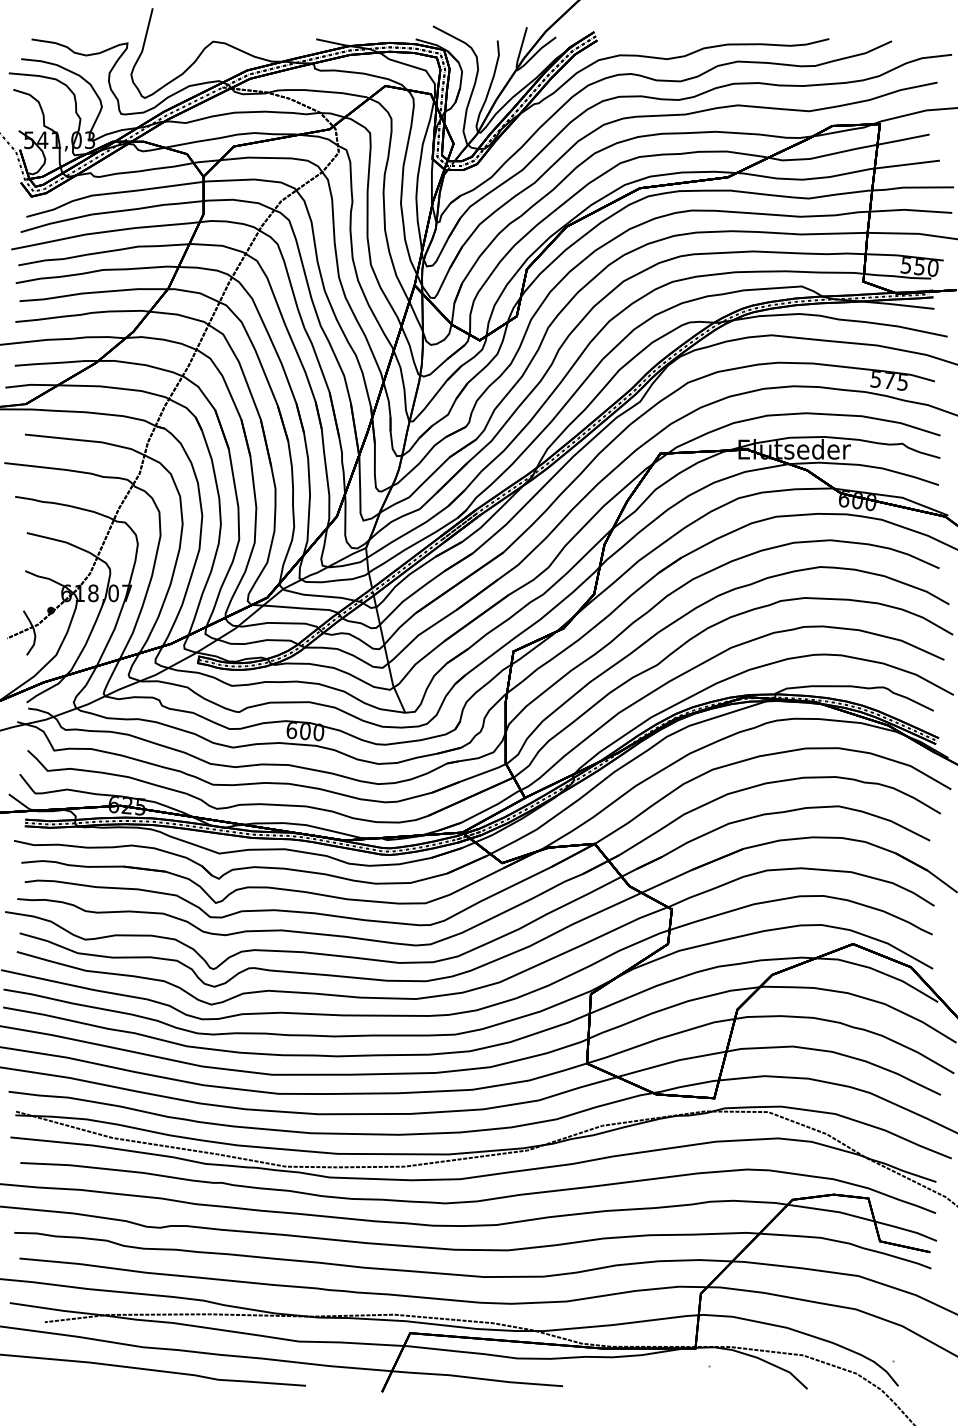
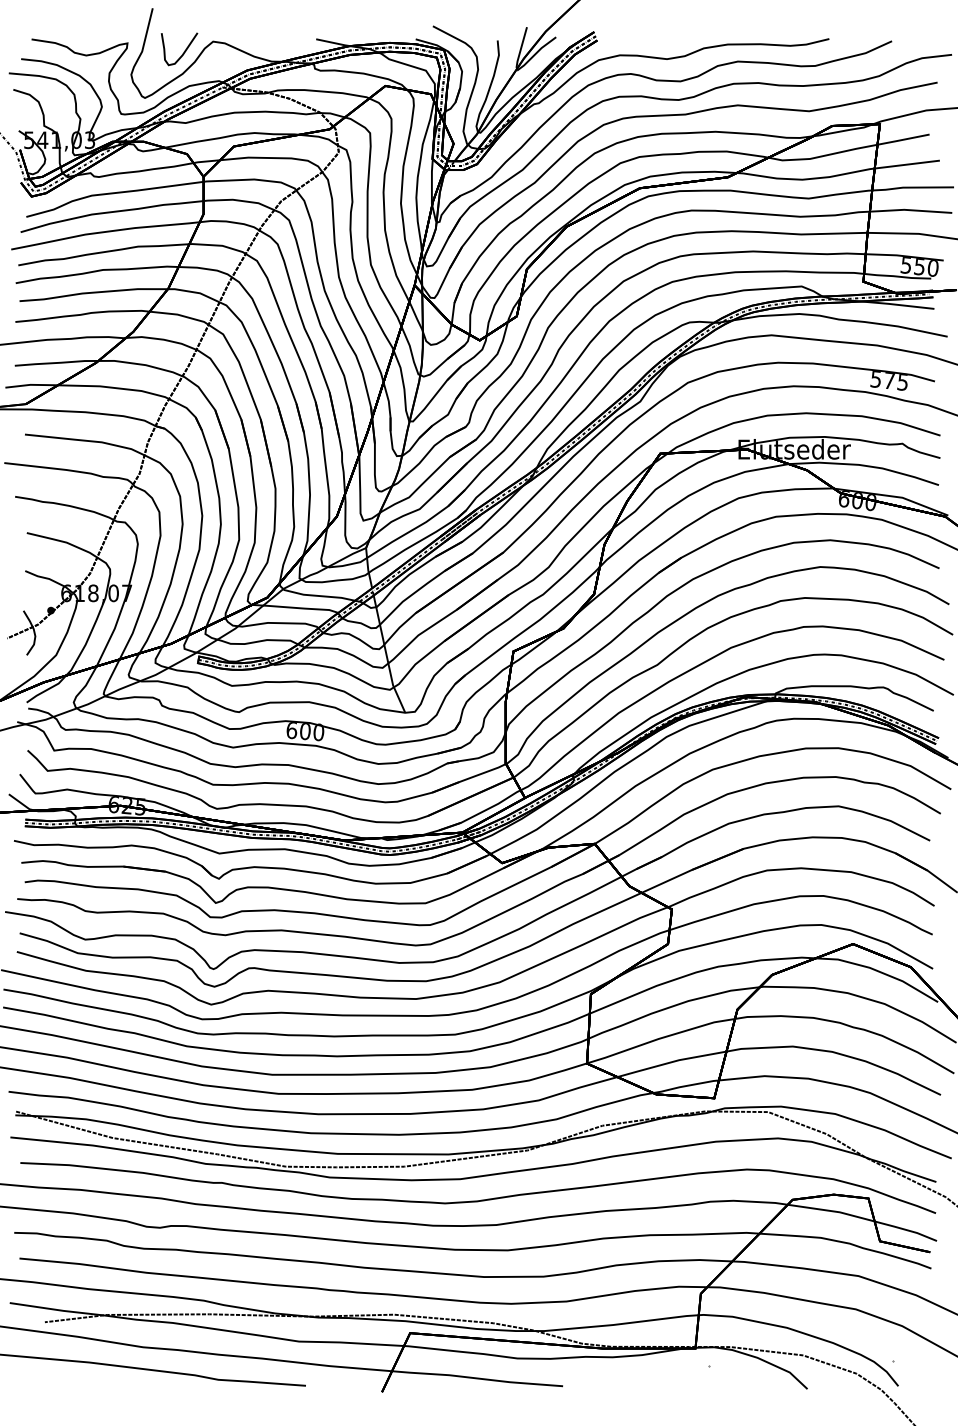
curve: none -> present (183, 52)
